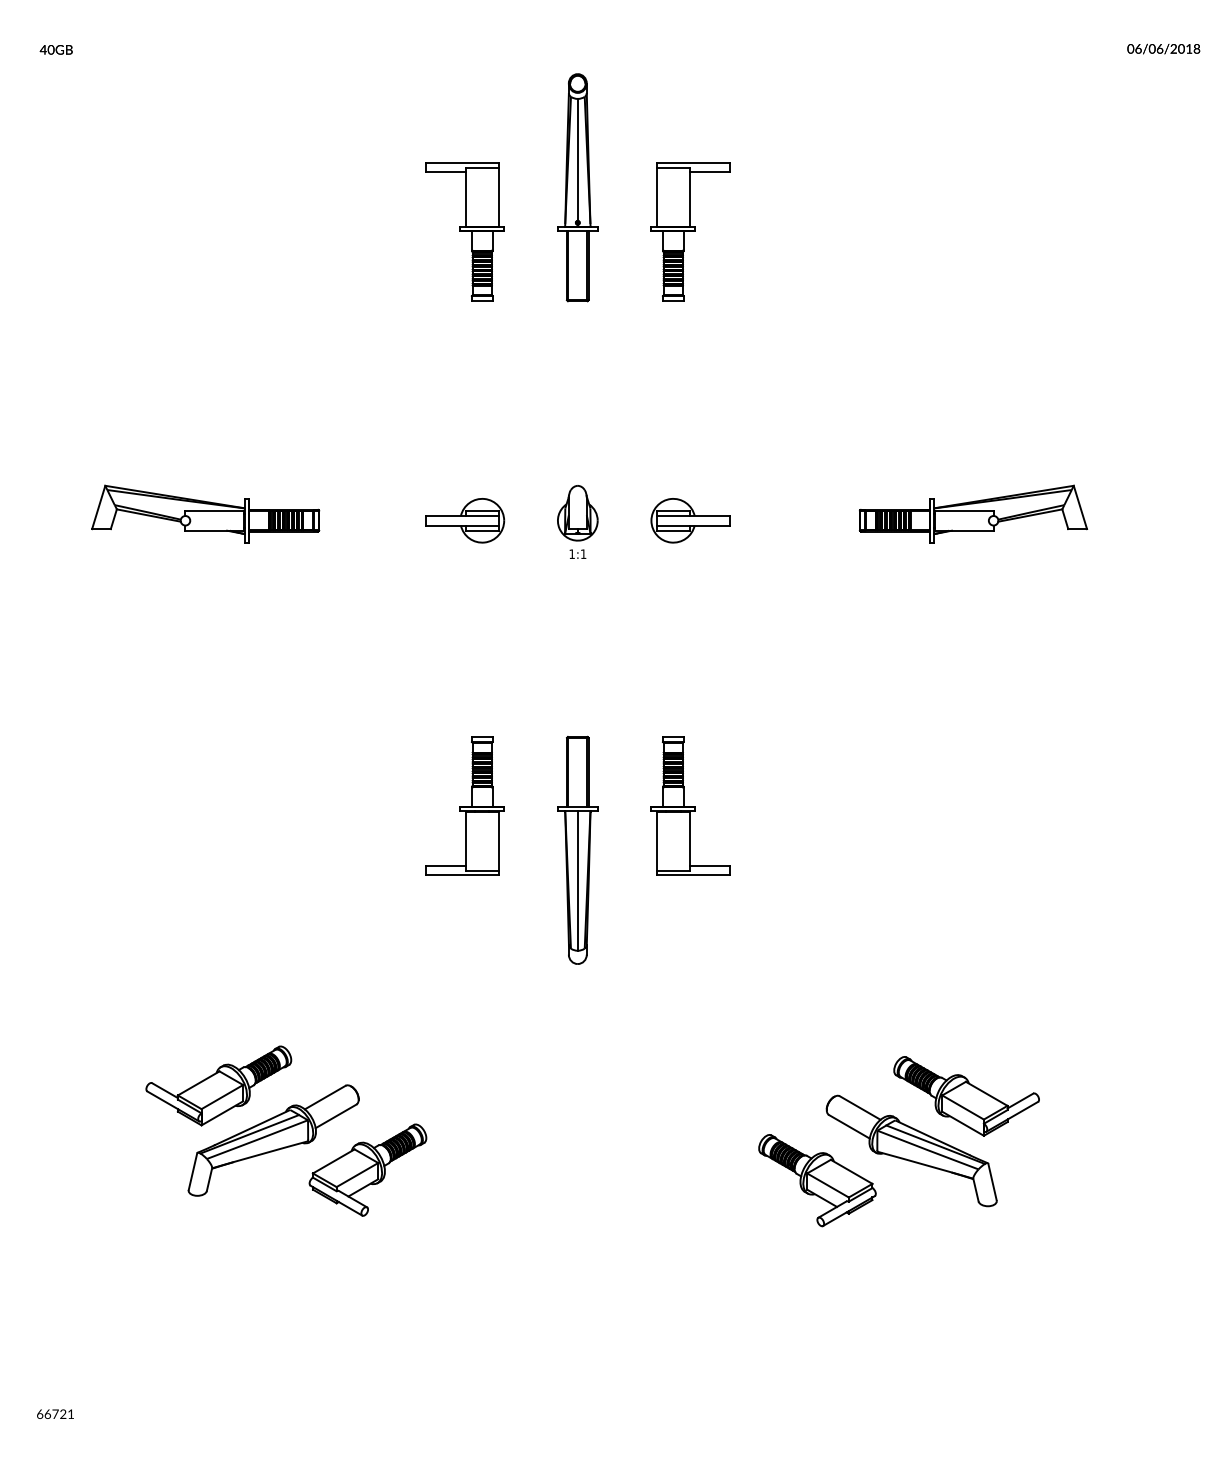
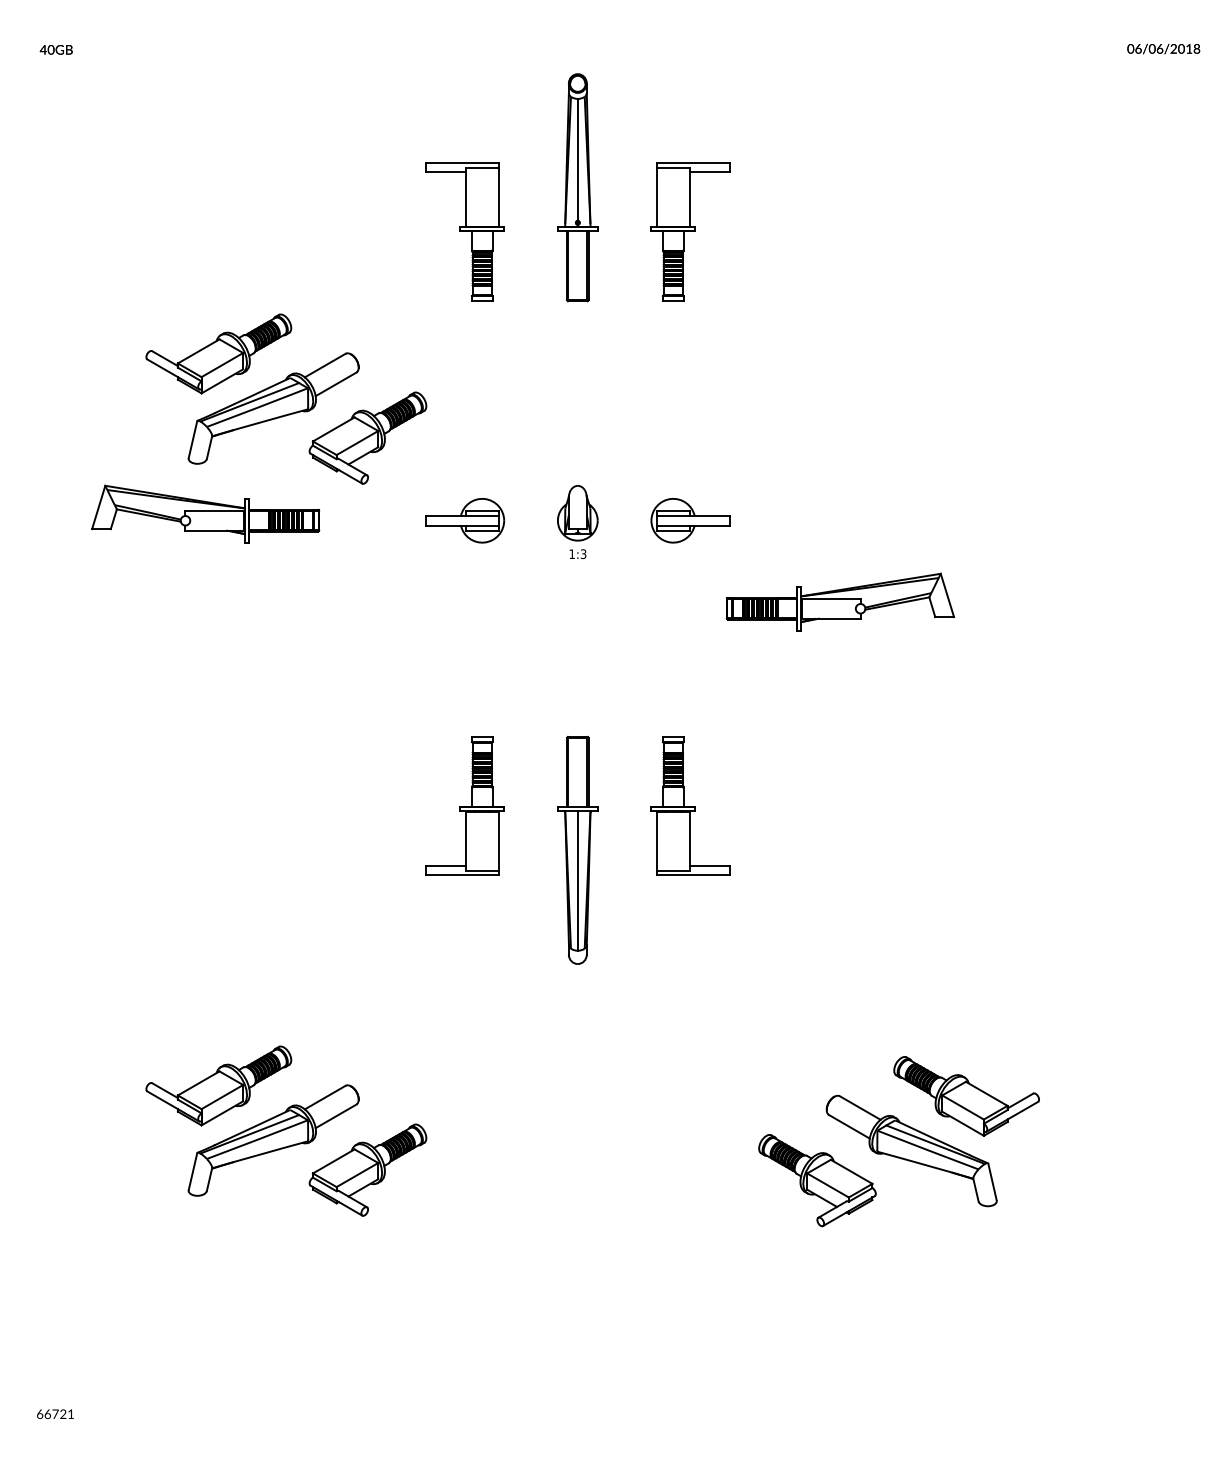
part: none -> present (286, 398)
part position: (973, 513) -> (840, 601) (840, 601)
text: 1:1 -> 1:3 (583, 554)
